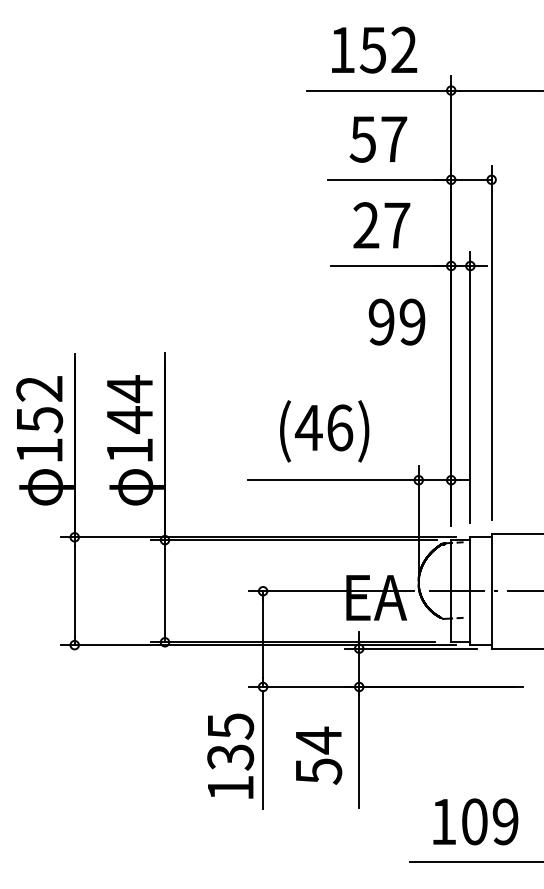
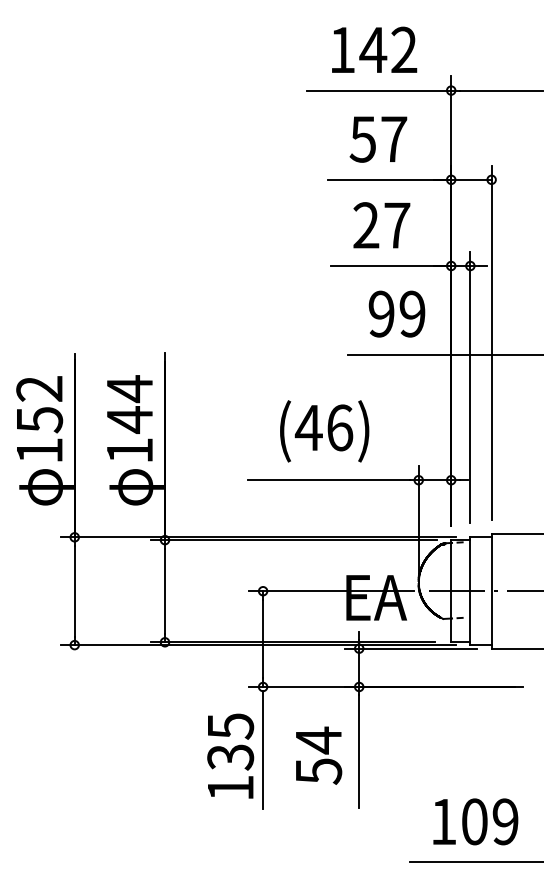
text: 152 -> 142 (373, 50)
text position: (396, 321) -> (396, 313) (396, 313)
line: none -> present (443, 354)
